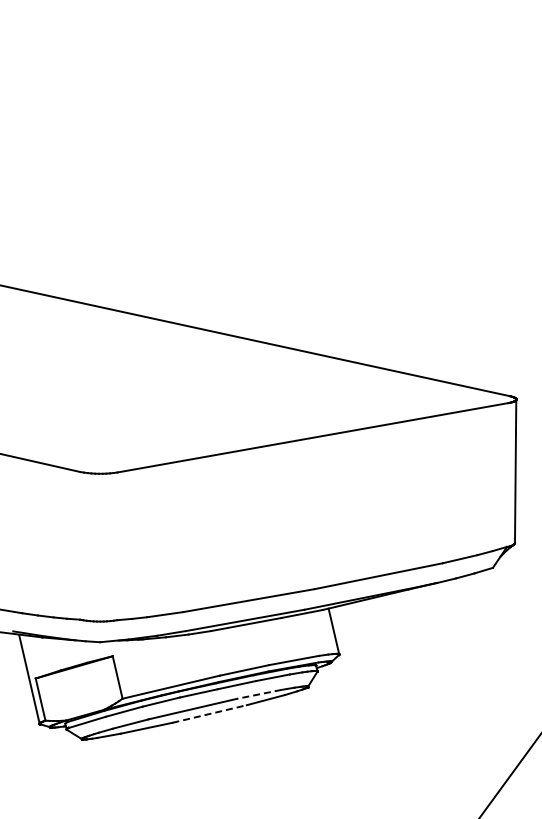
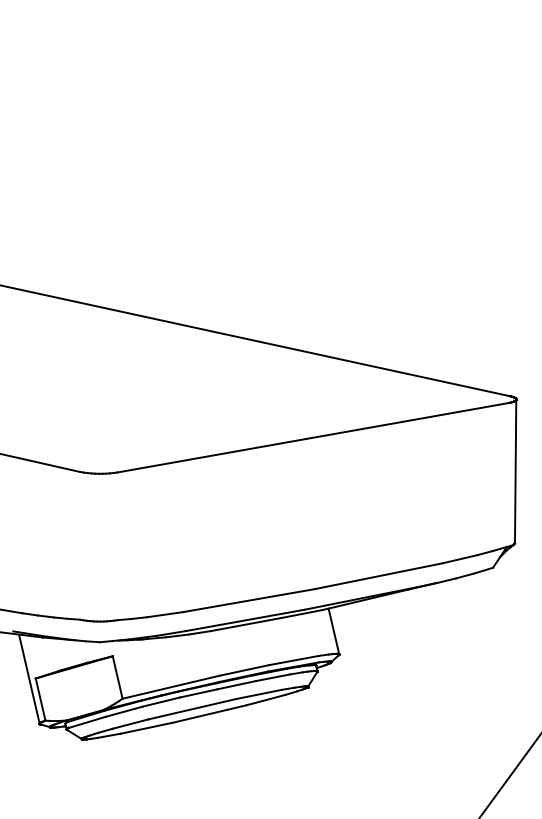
line: dashed -> solid (259, 694)
line: dashed -> solid (210, 713)
